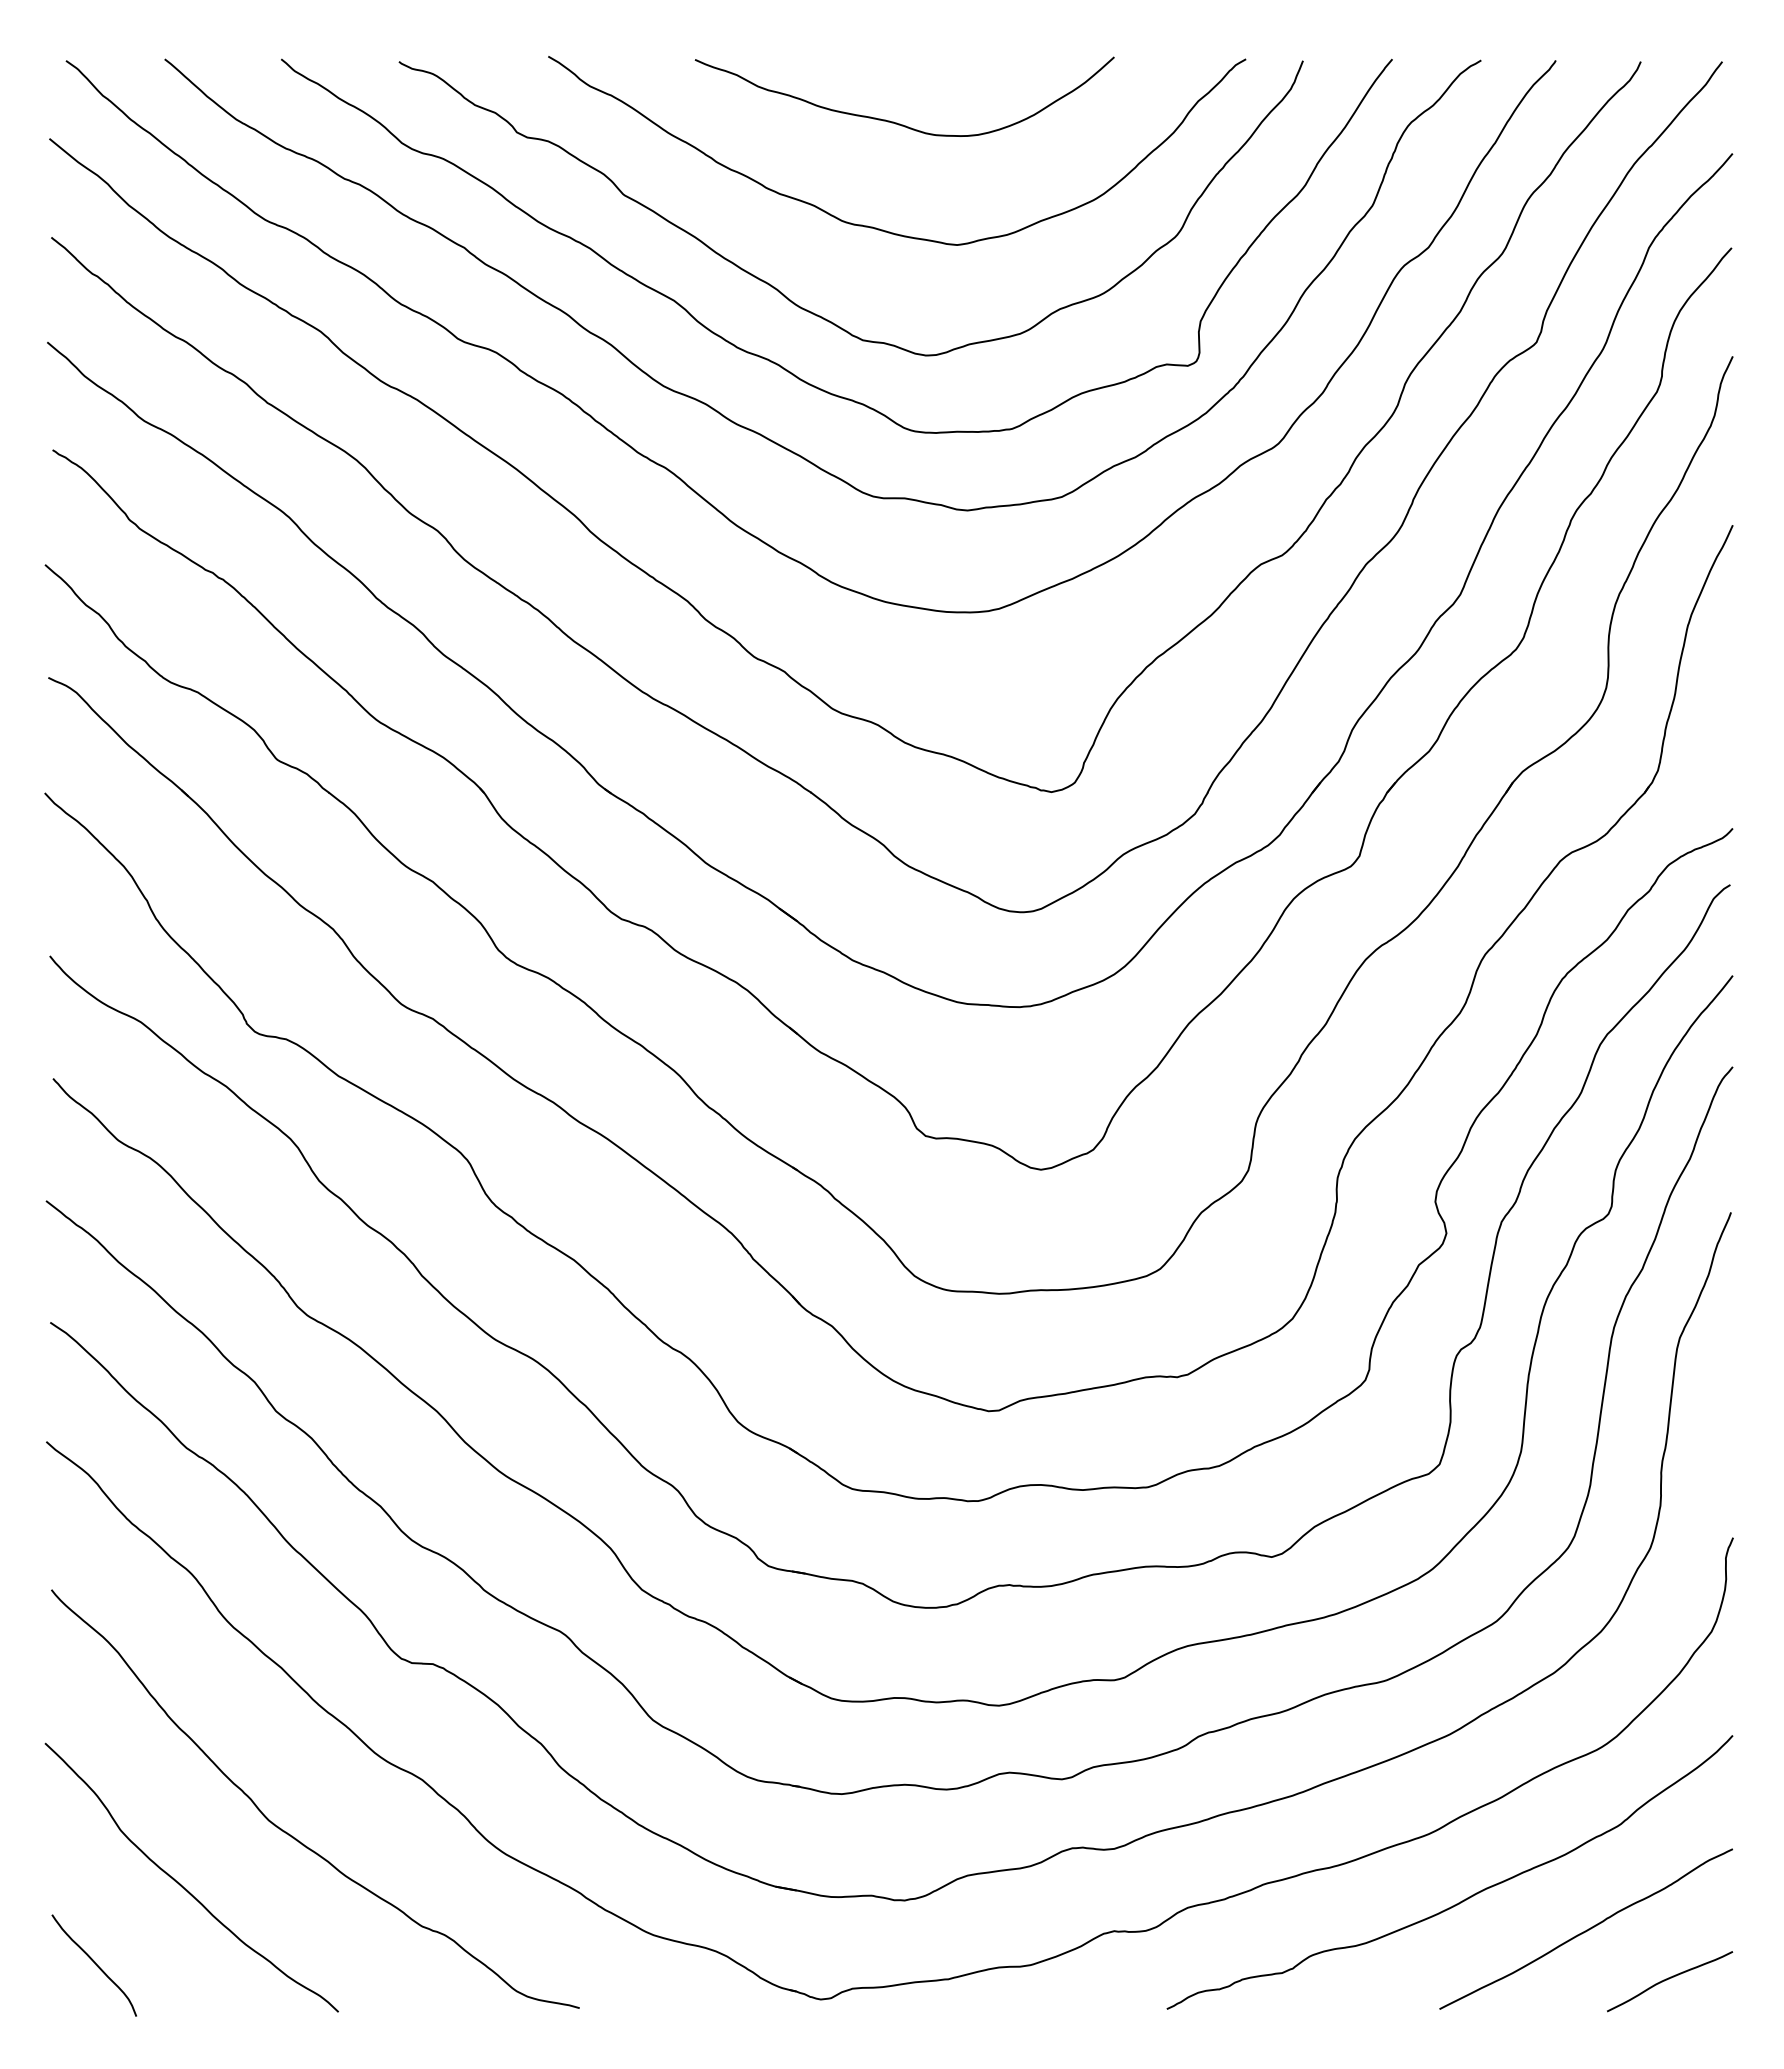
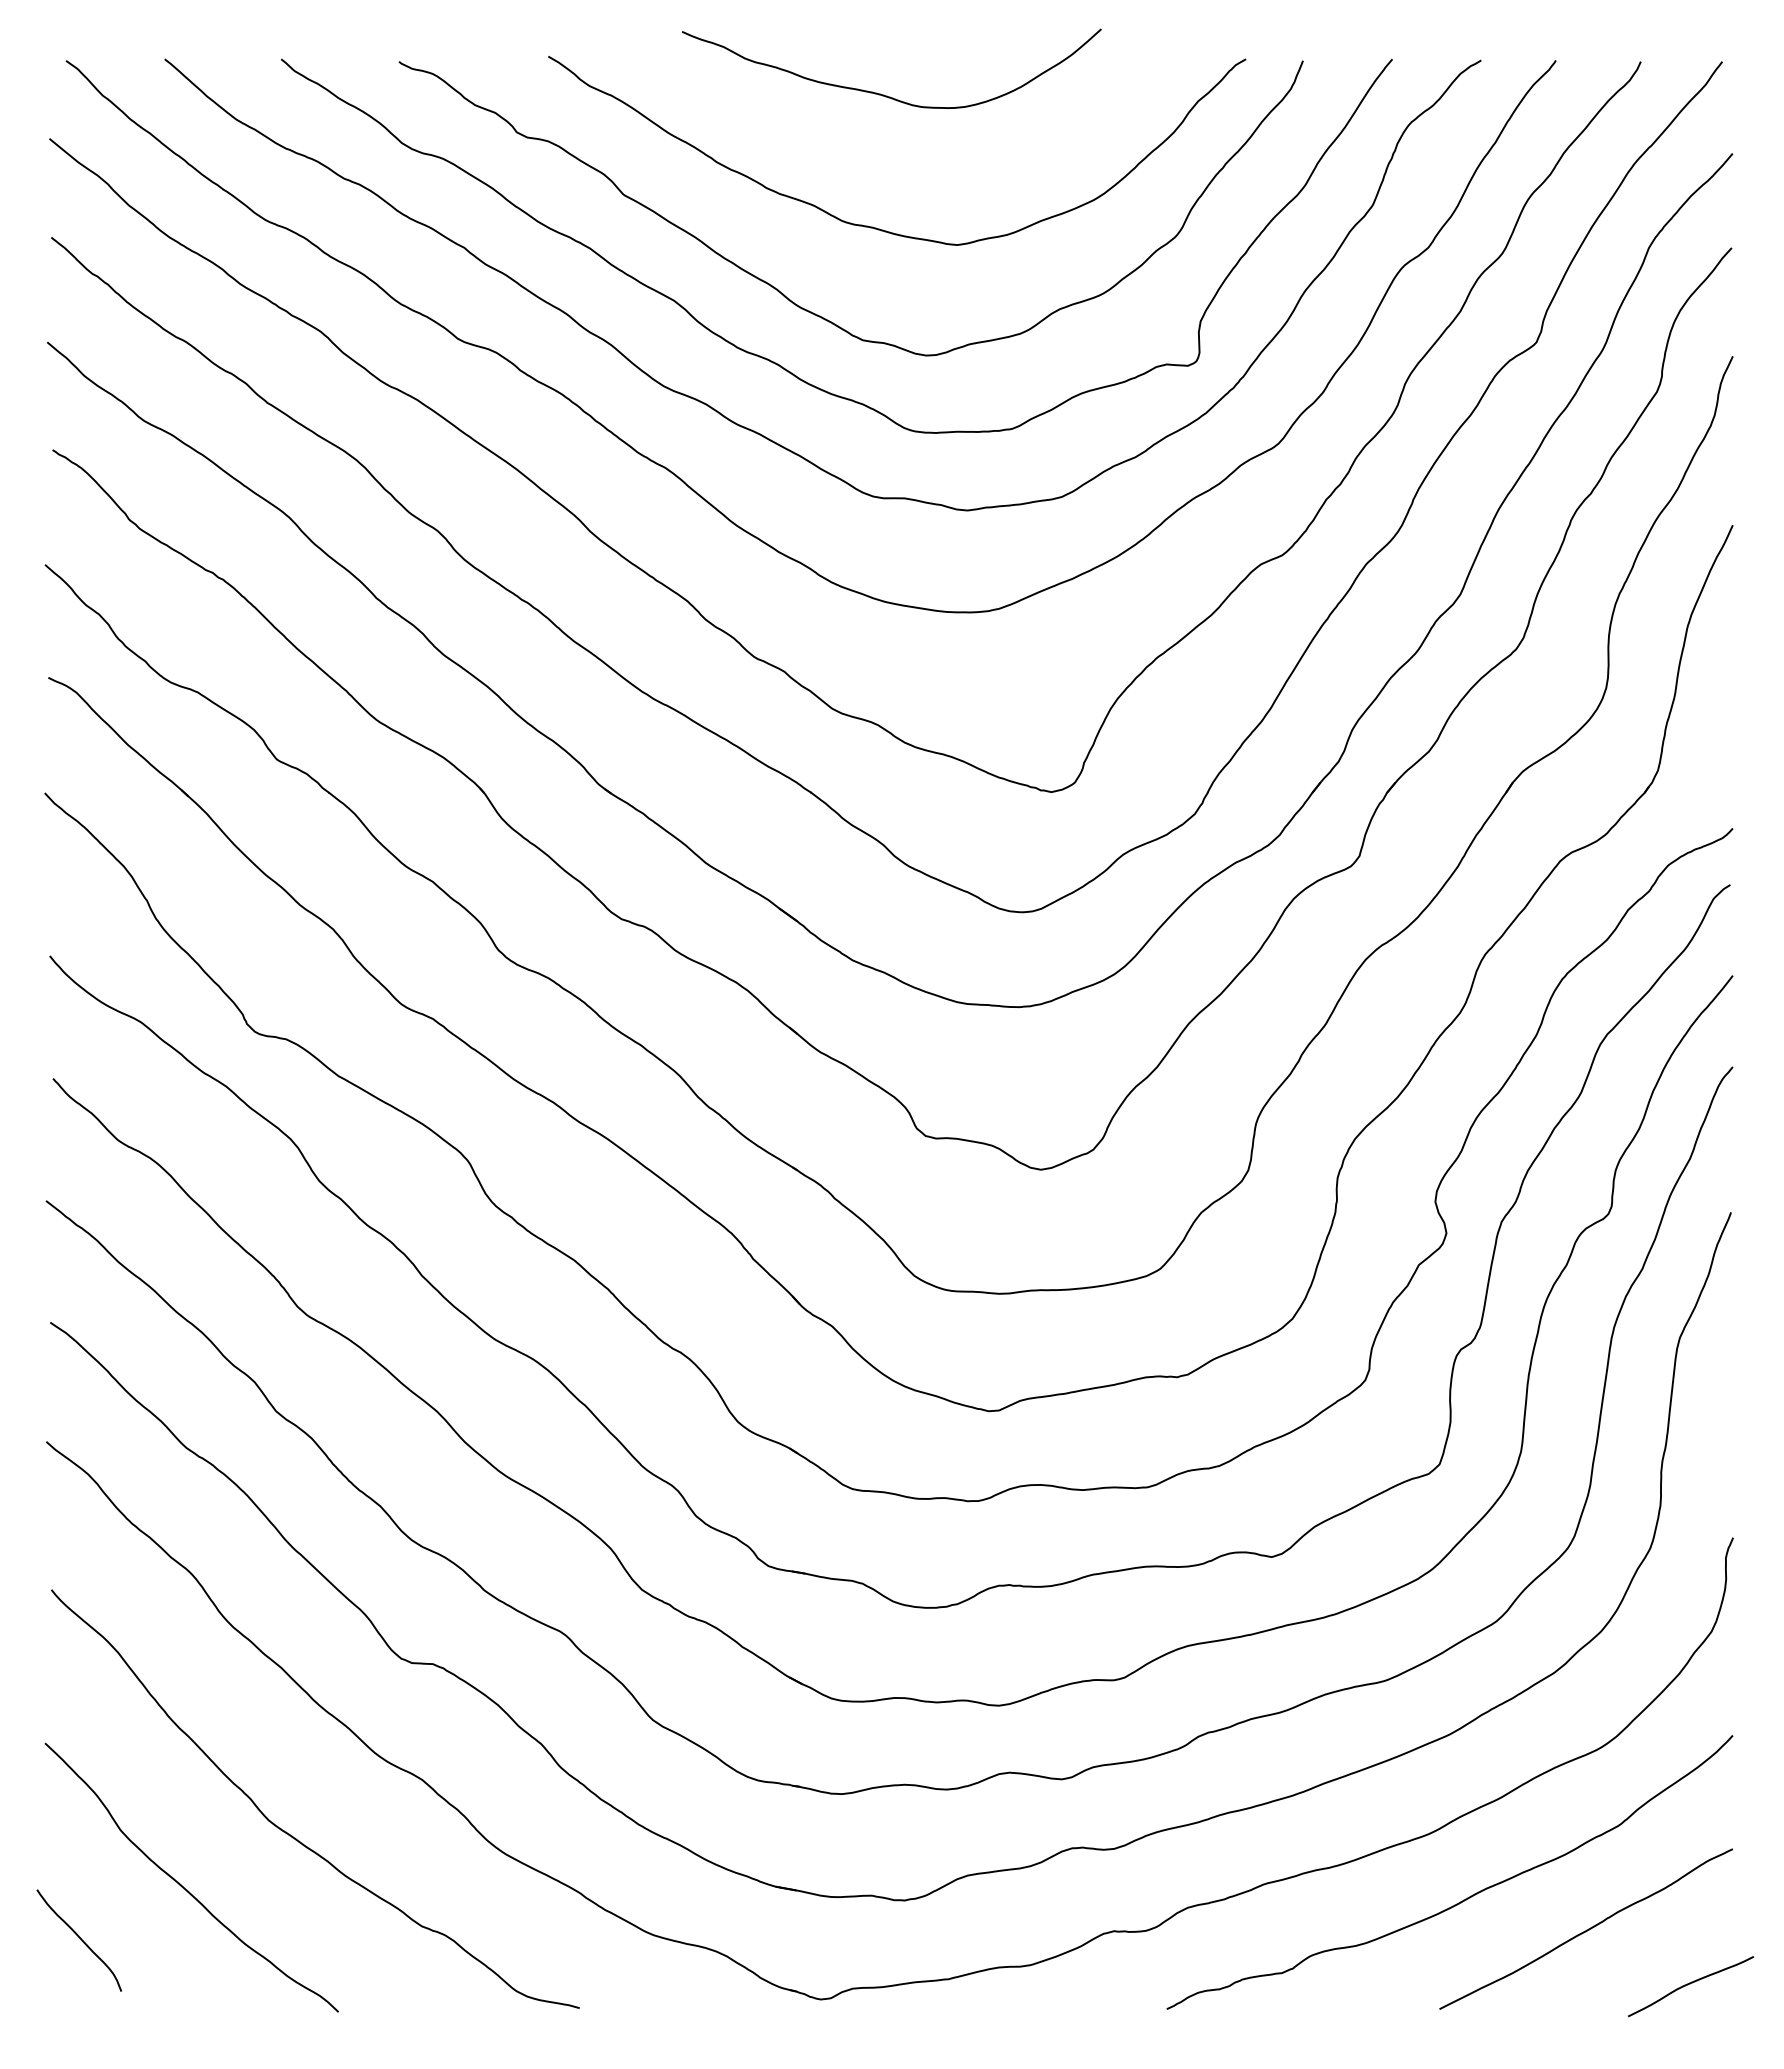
curve position: (896, 122) -> (883, 94) (883, 94)
curve position: (94, 1963) -> (79, 1938) (79, 1938)
curve position: (1669, 1979) -> (1690, 1984) (1690, 1984)
